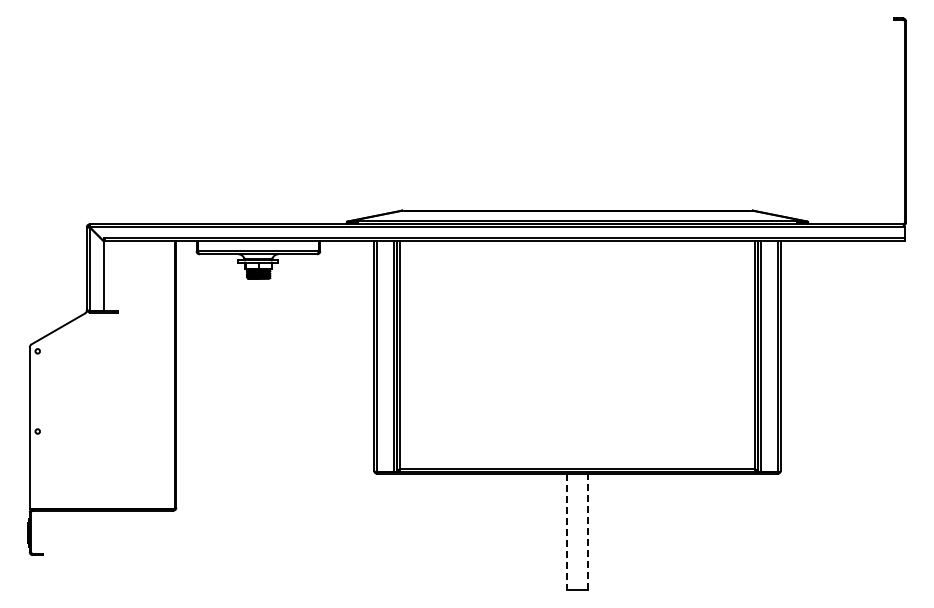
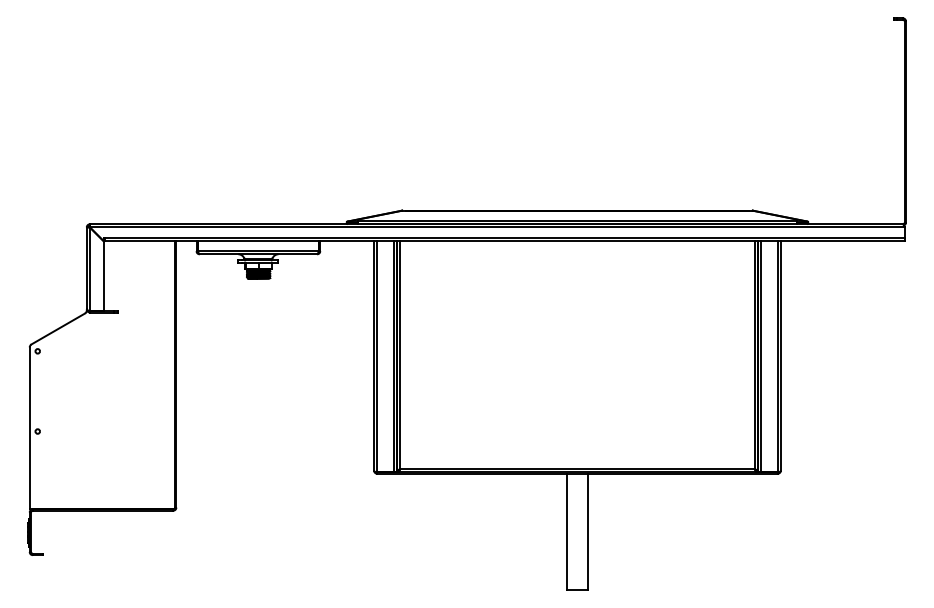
line: dashed -> solid (566, 531)
line: dashed -> solid (588, 531)
